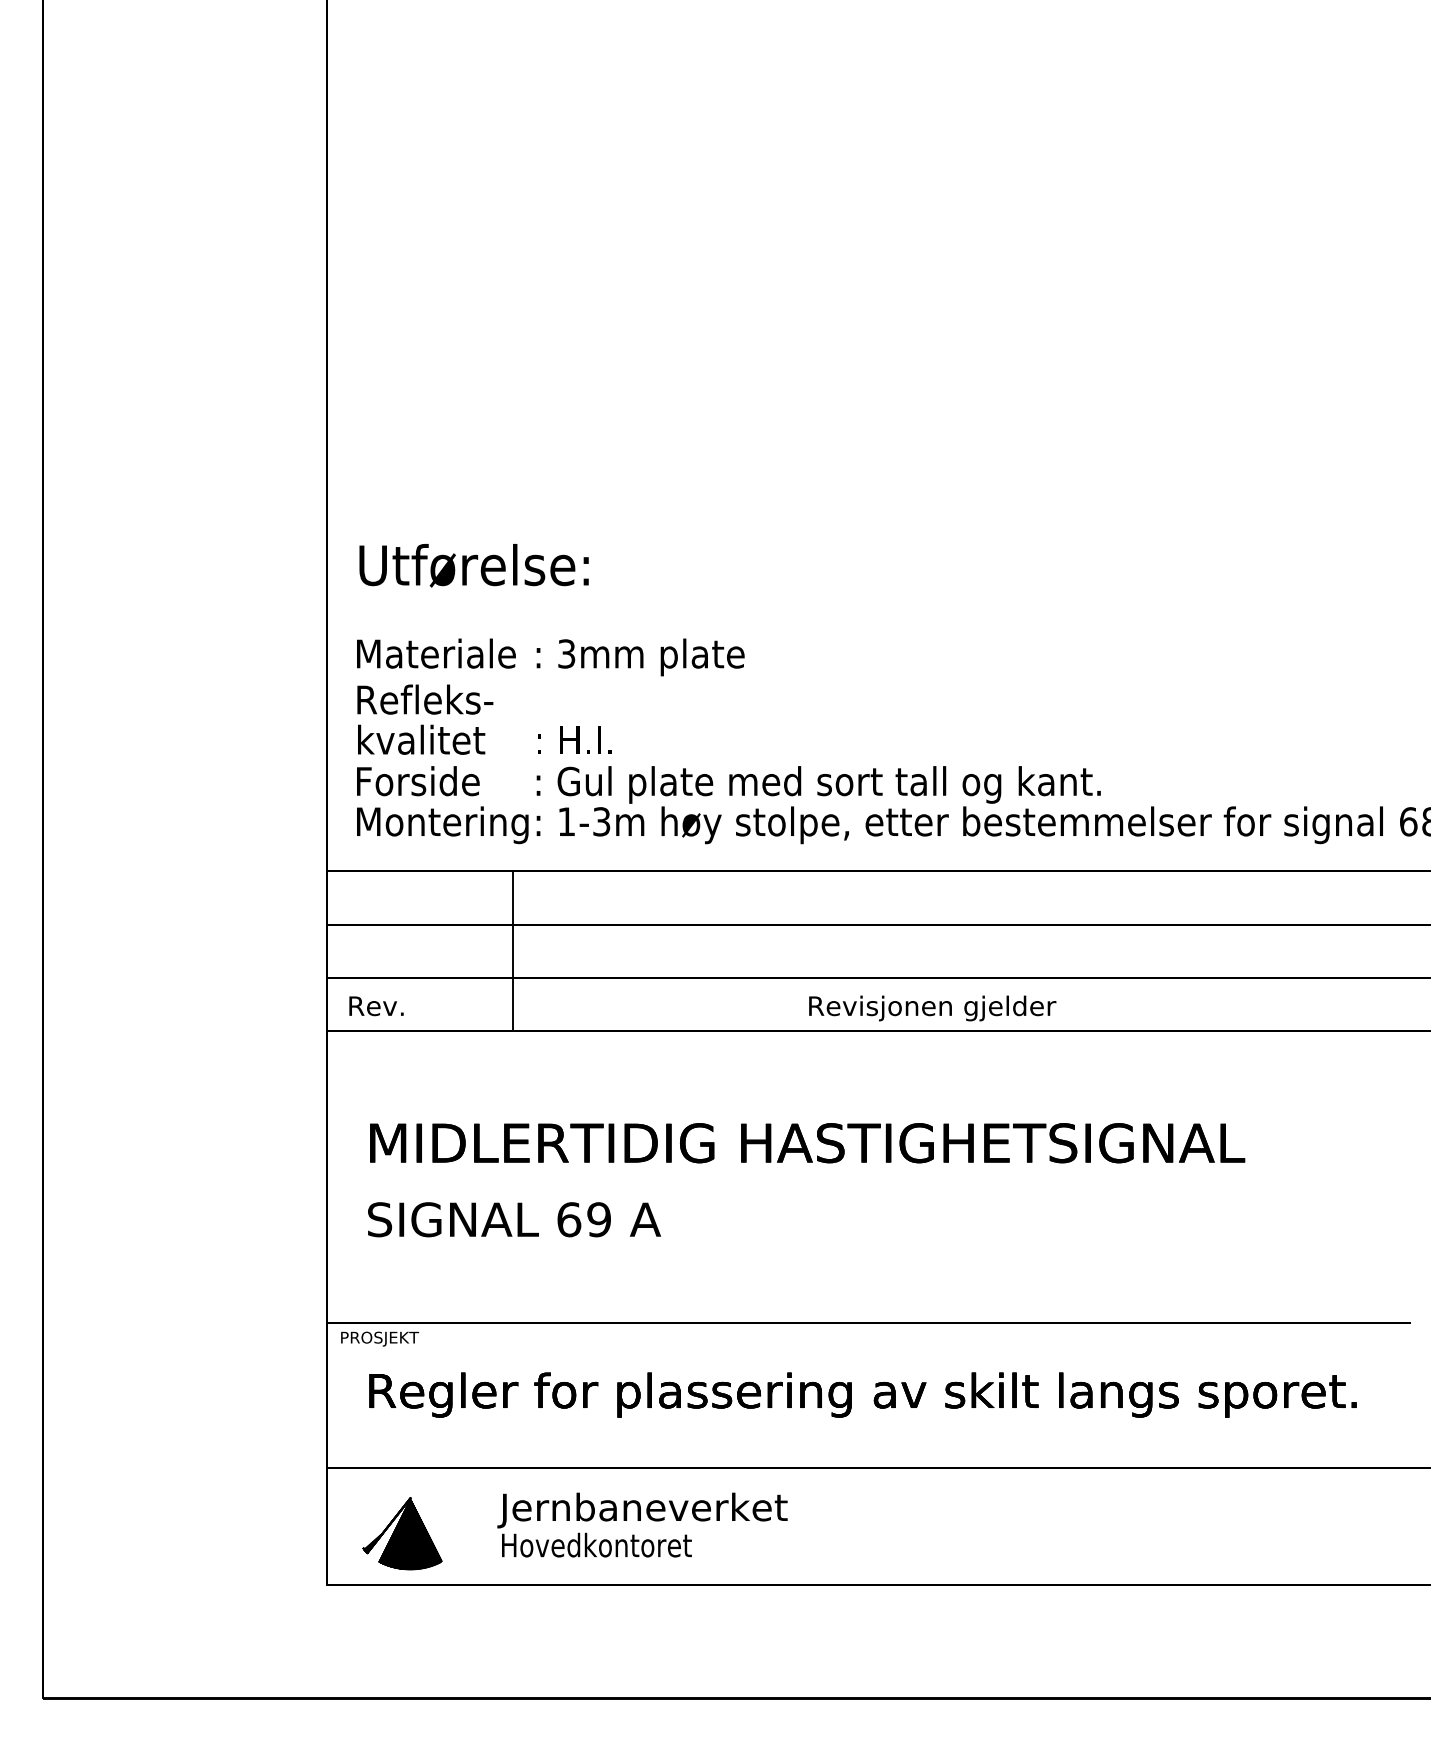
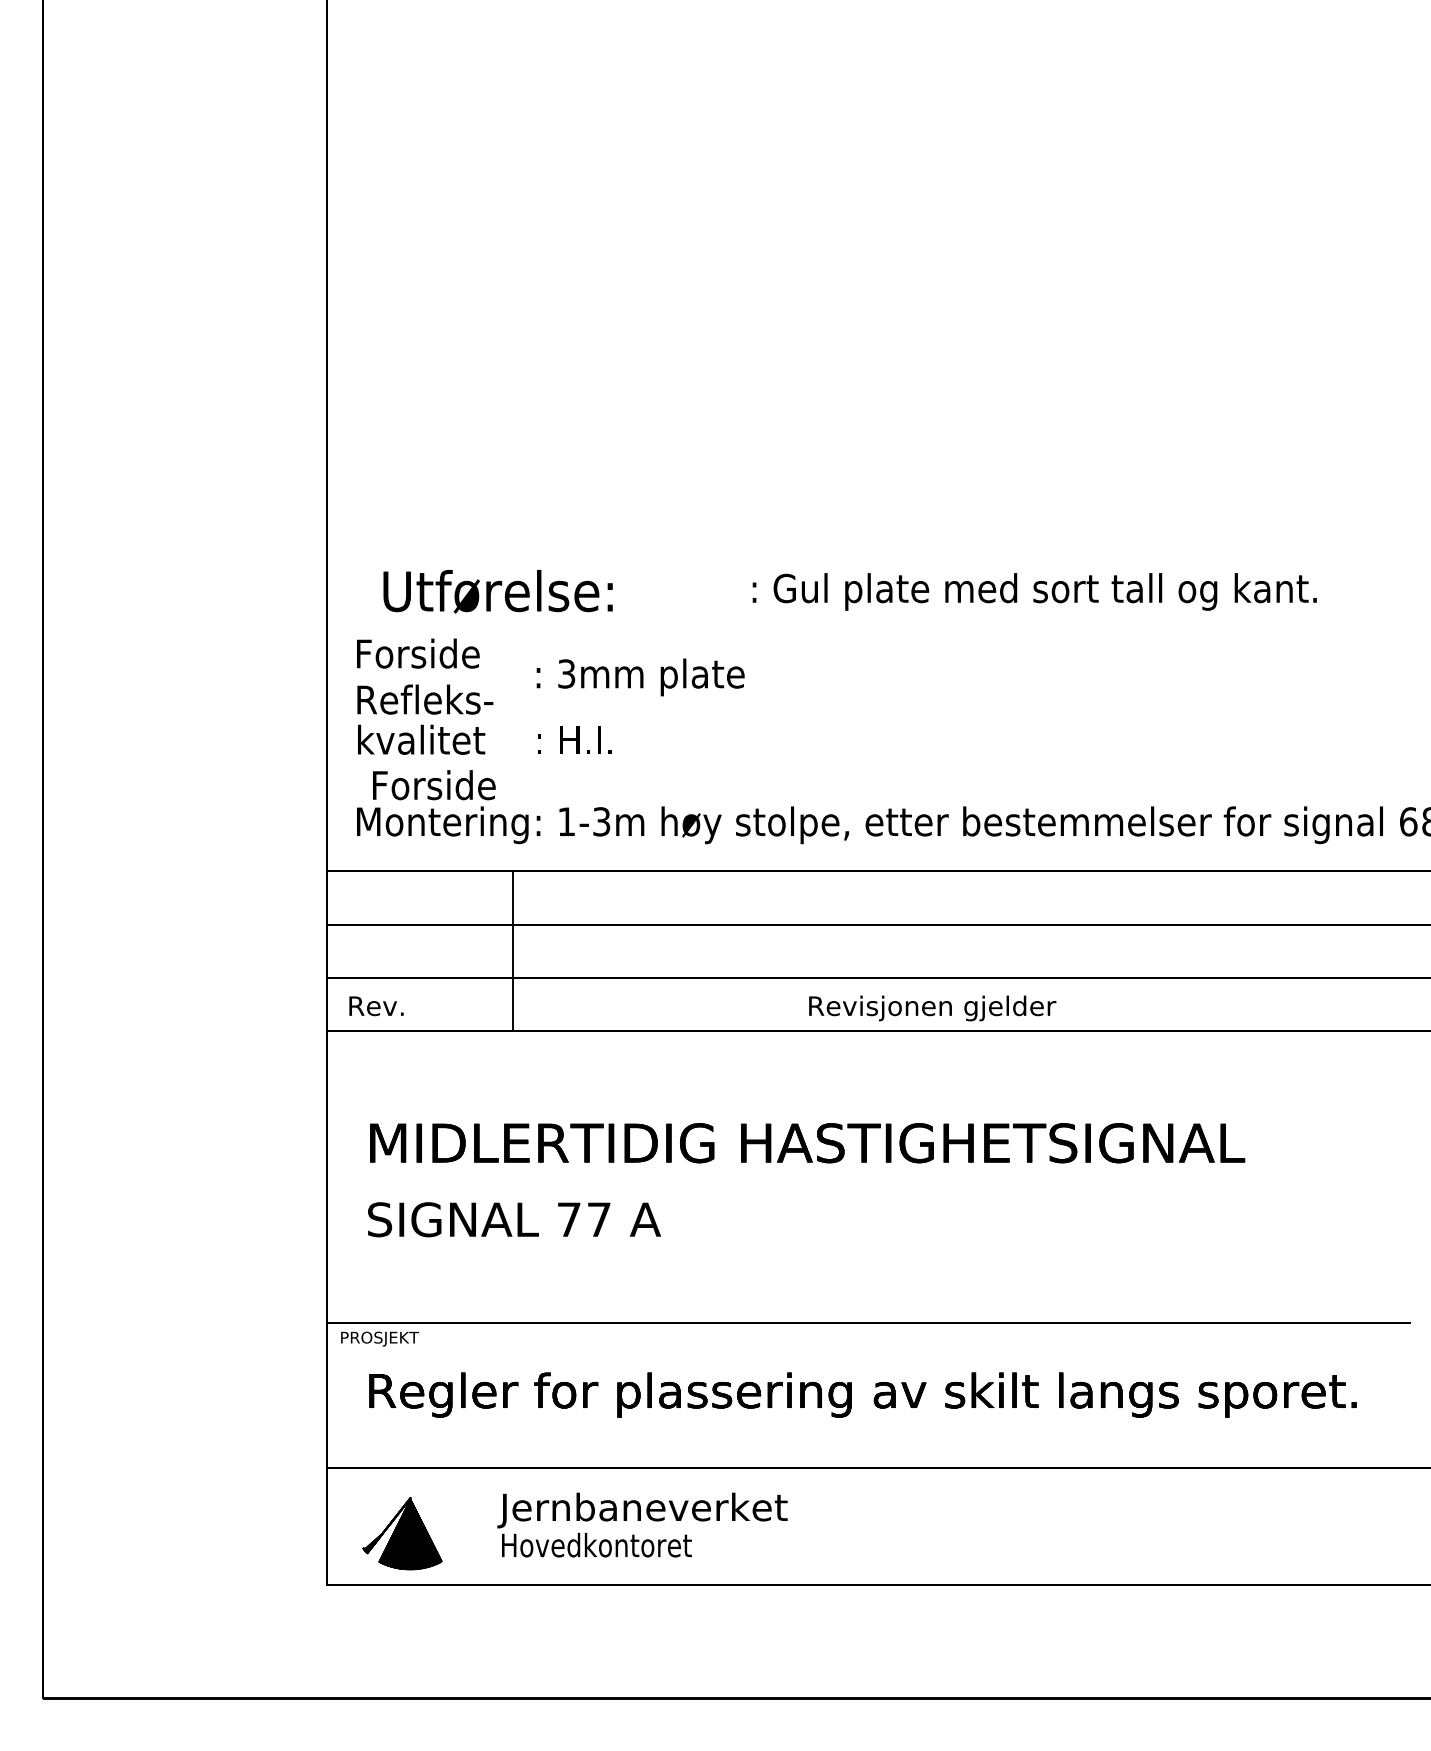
text position: (473, 565) -> (497, 591) (497, 591)
text: Materiale -> Forside (437, 653)
text position: (640, 657) -> (640, 677) (640, 677)
text position: (418, 781) -> (434, 785) (434, 785)
text position: (818, 784) -> (1034, 591) (1034, 591)
text: 69 -> 77 (583, 1219)
